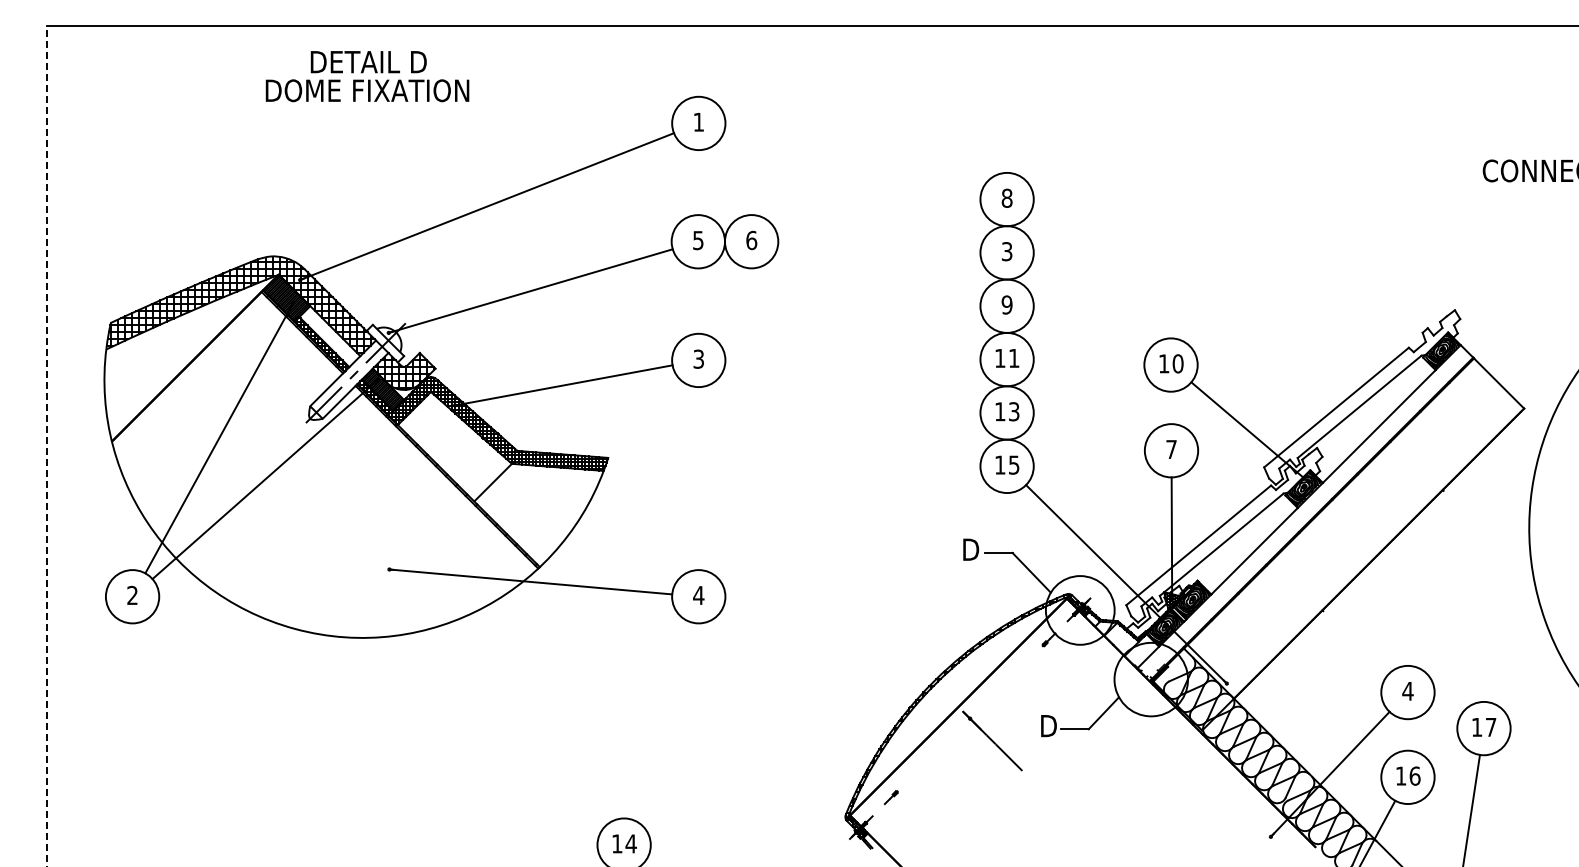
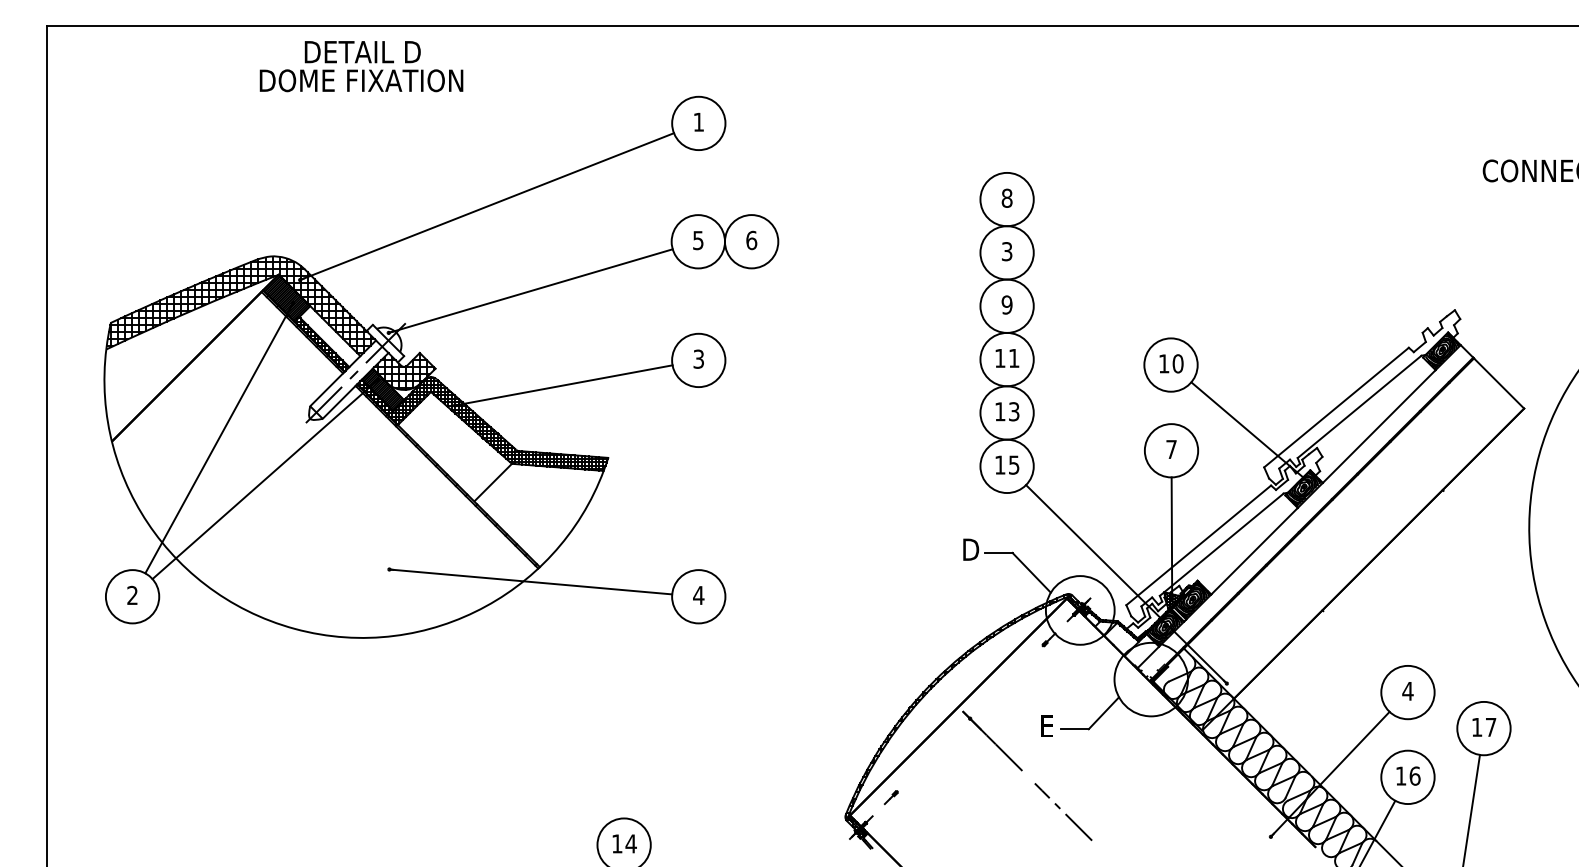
text position: (367, 76) -> (361, 66) (361, 66)
line: dashed -> solid (47, 445)
text: D -> E (1048, 726)
line: none -> present (1066, 813)
